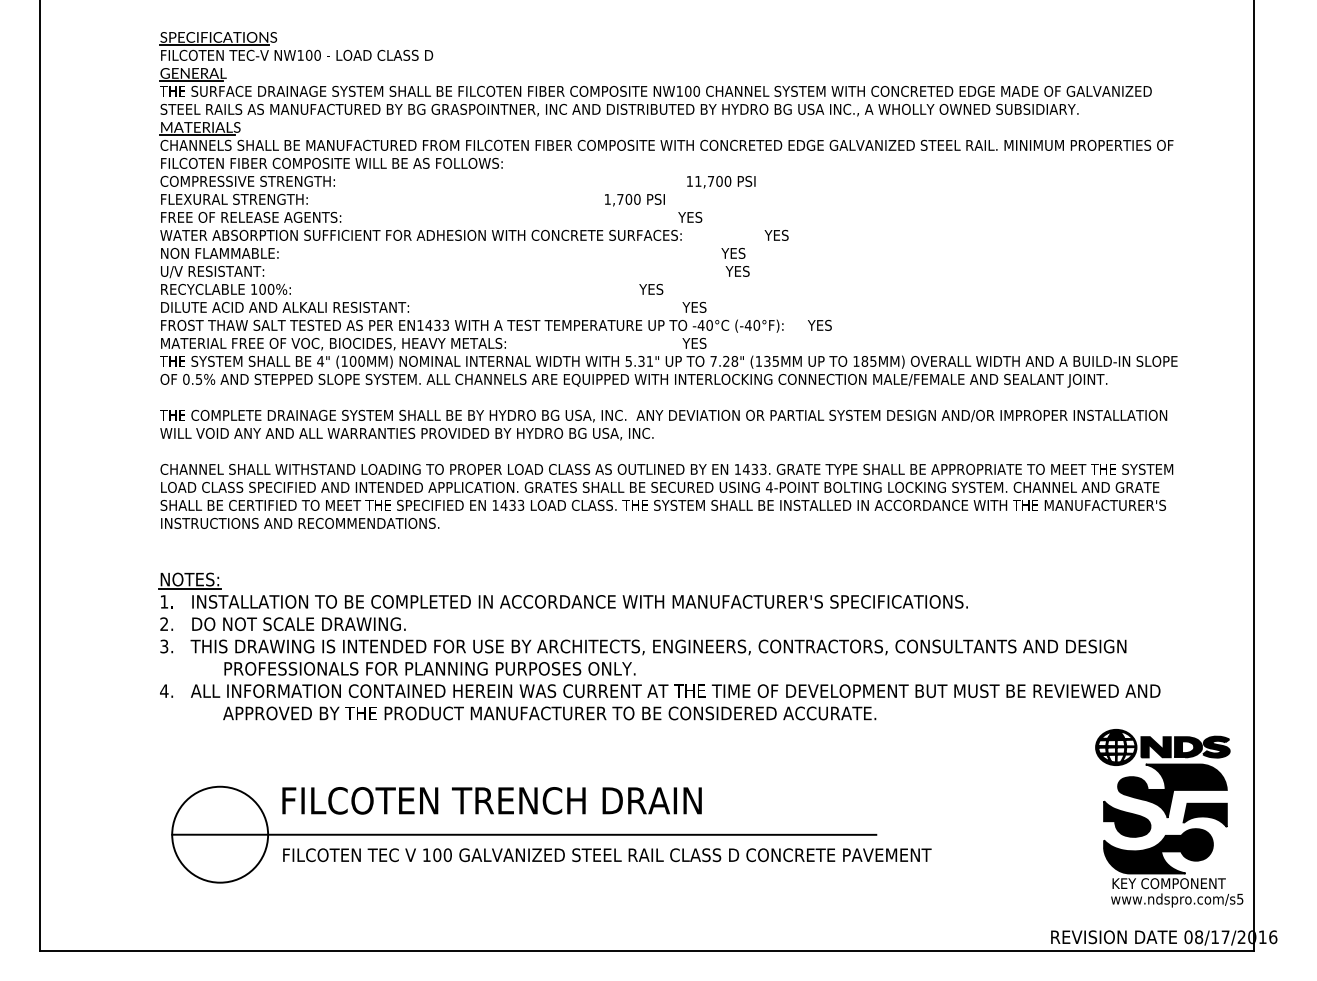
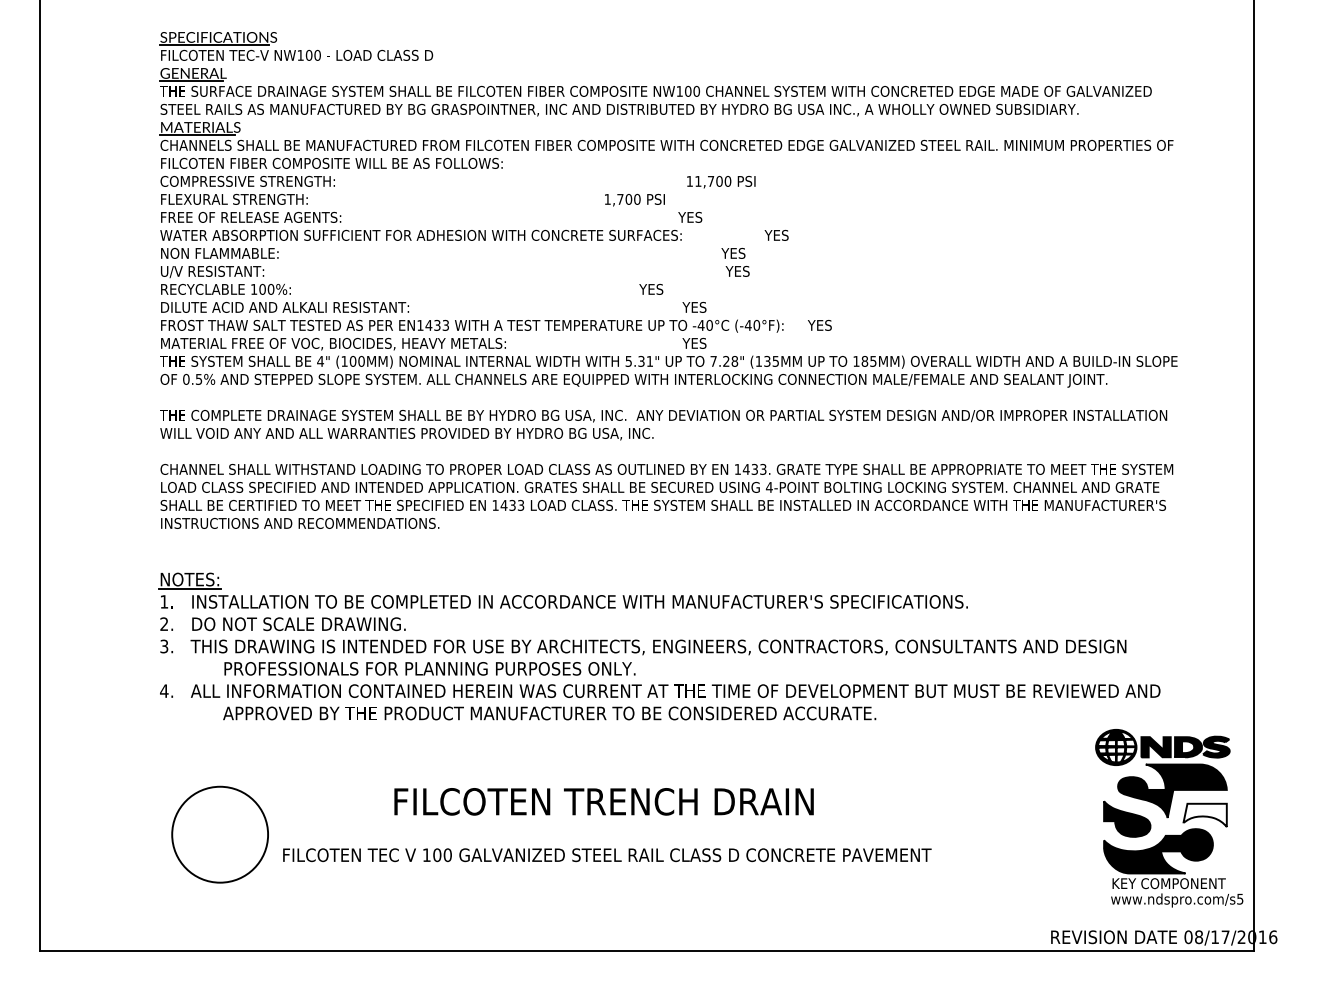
text position: (491, 800) -> (603, 801) (603, 801)
fill: present -> none (1204, 815)
line: present -> none (524, 834)
